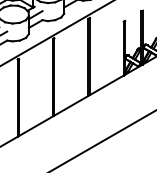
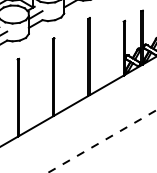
line: present -> none (56, 33)
line: solid -> dashed (102, 141)
